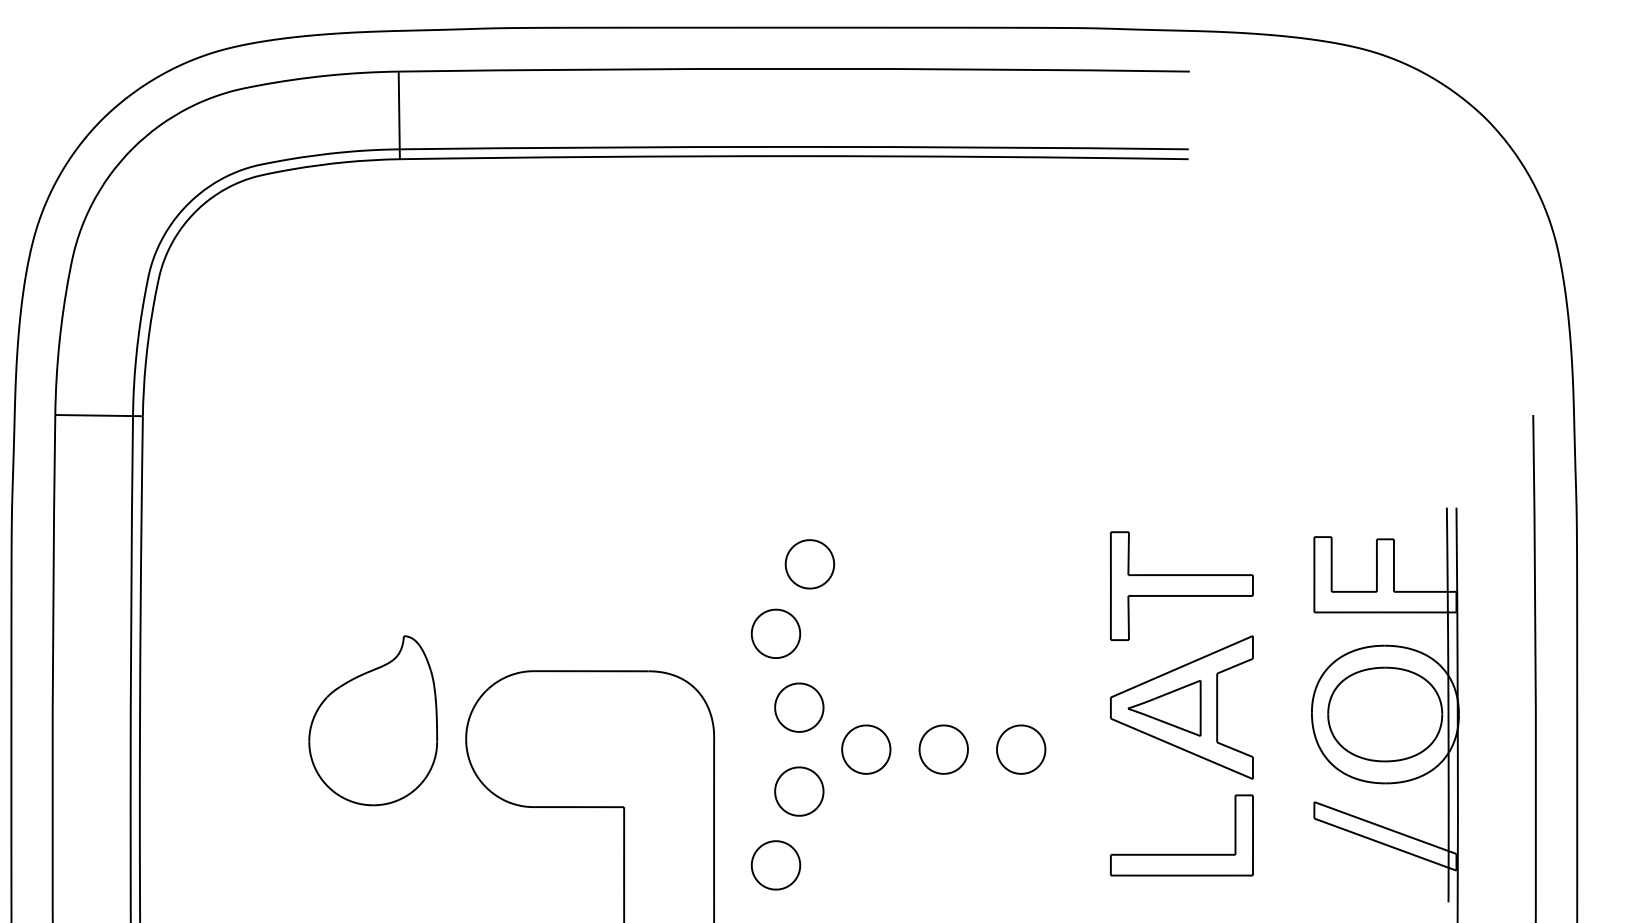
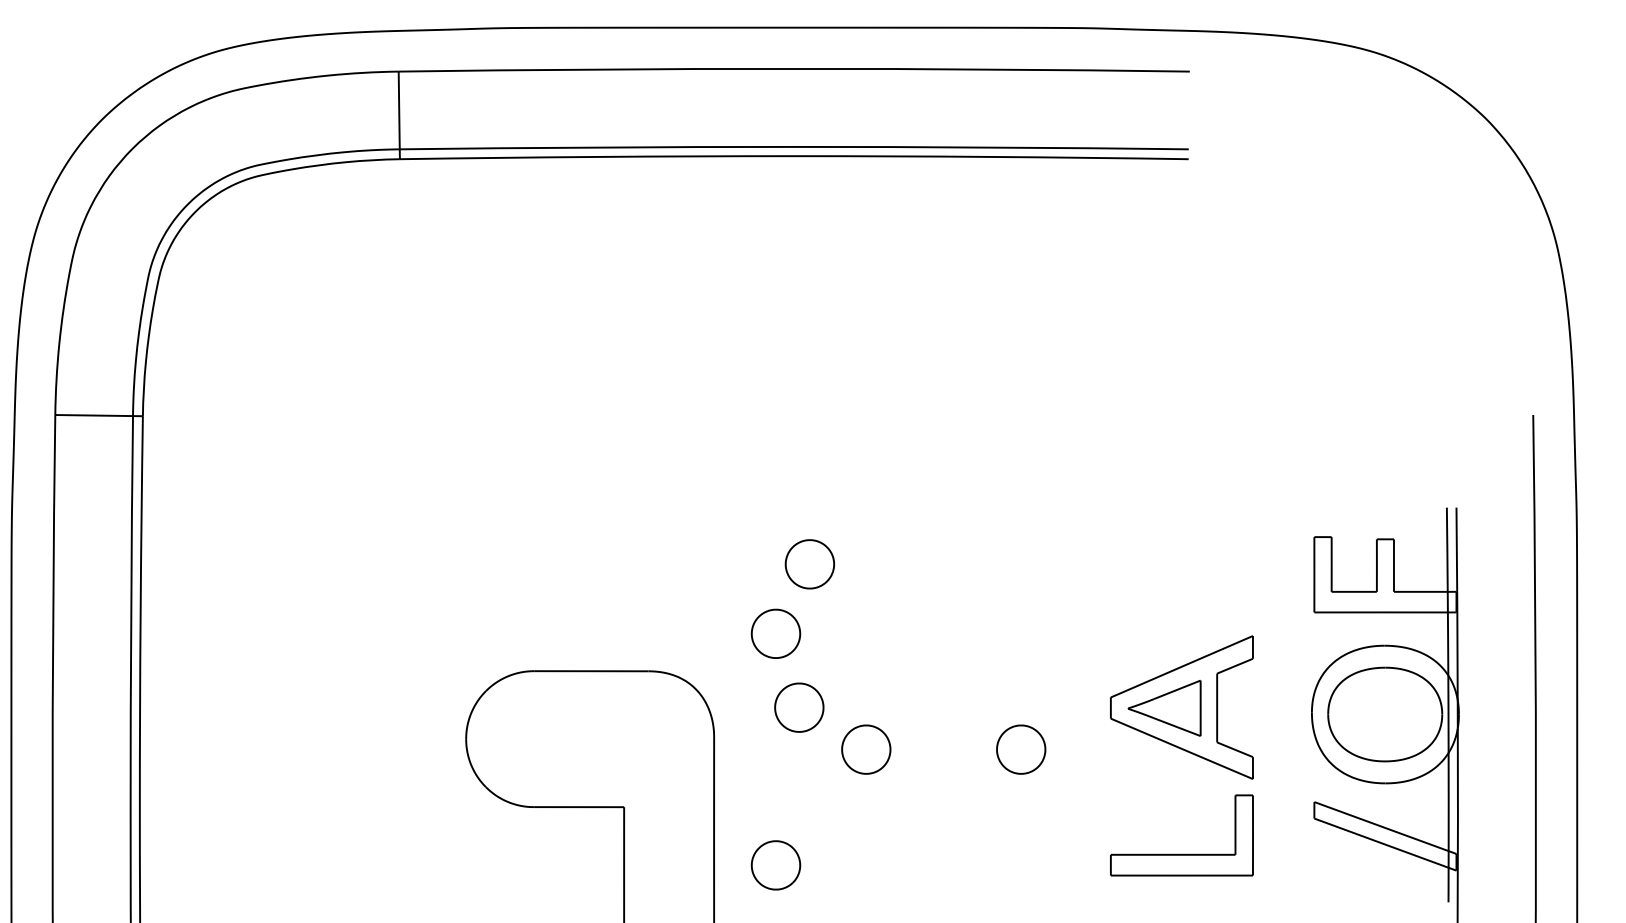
part: present -> none (1181, 585)
part: present -> none (373, 720)
part: present -> none (943, 749)
part: present -> none (799, 791)
